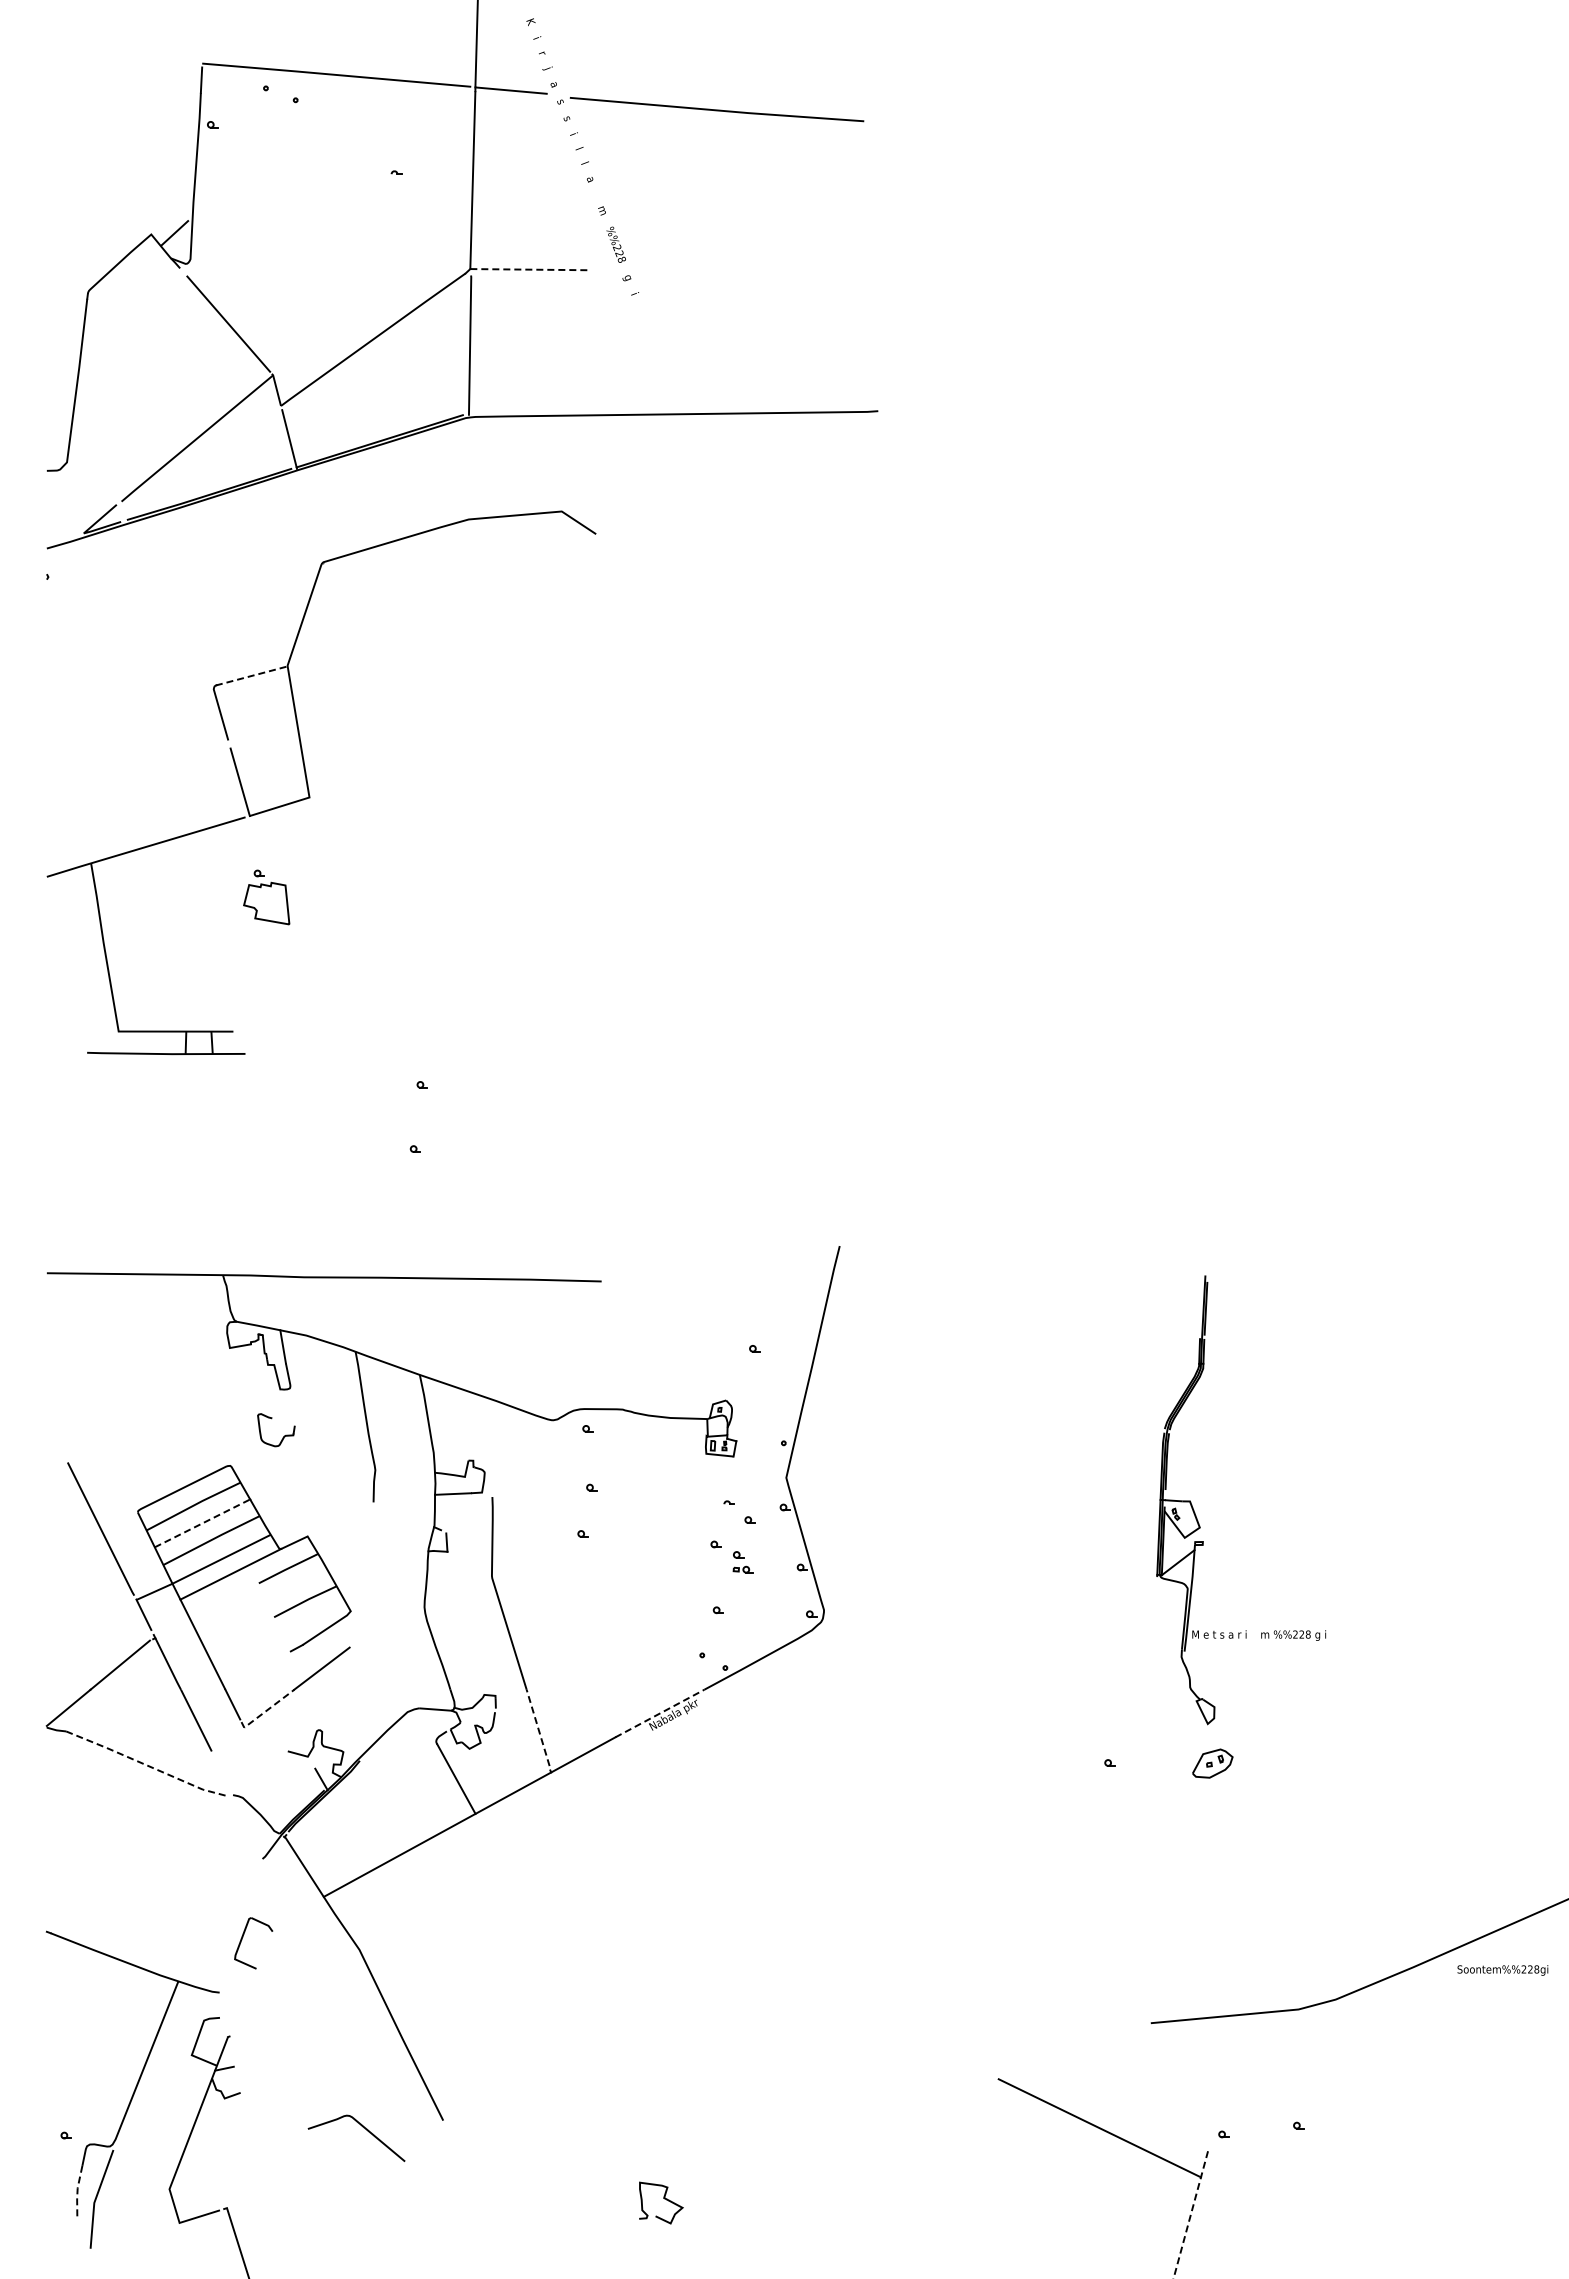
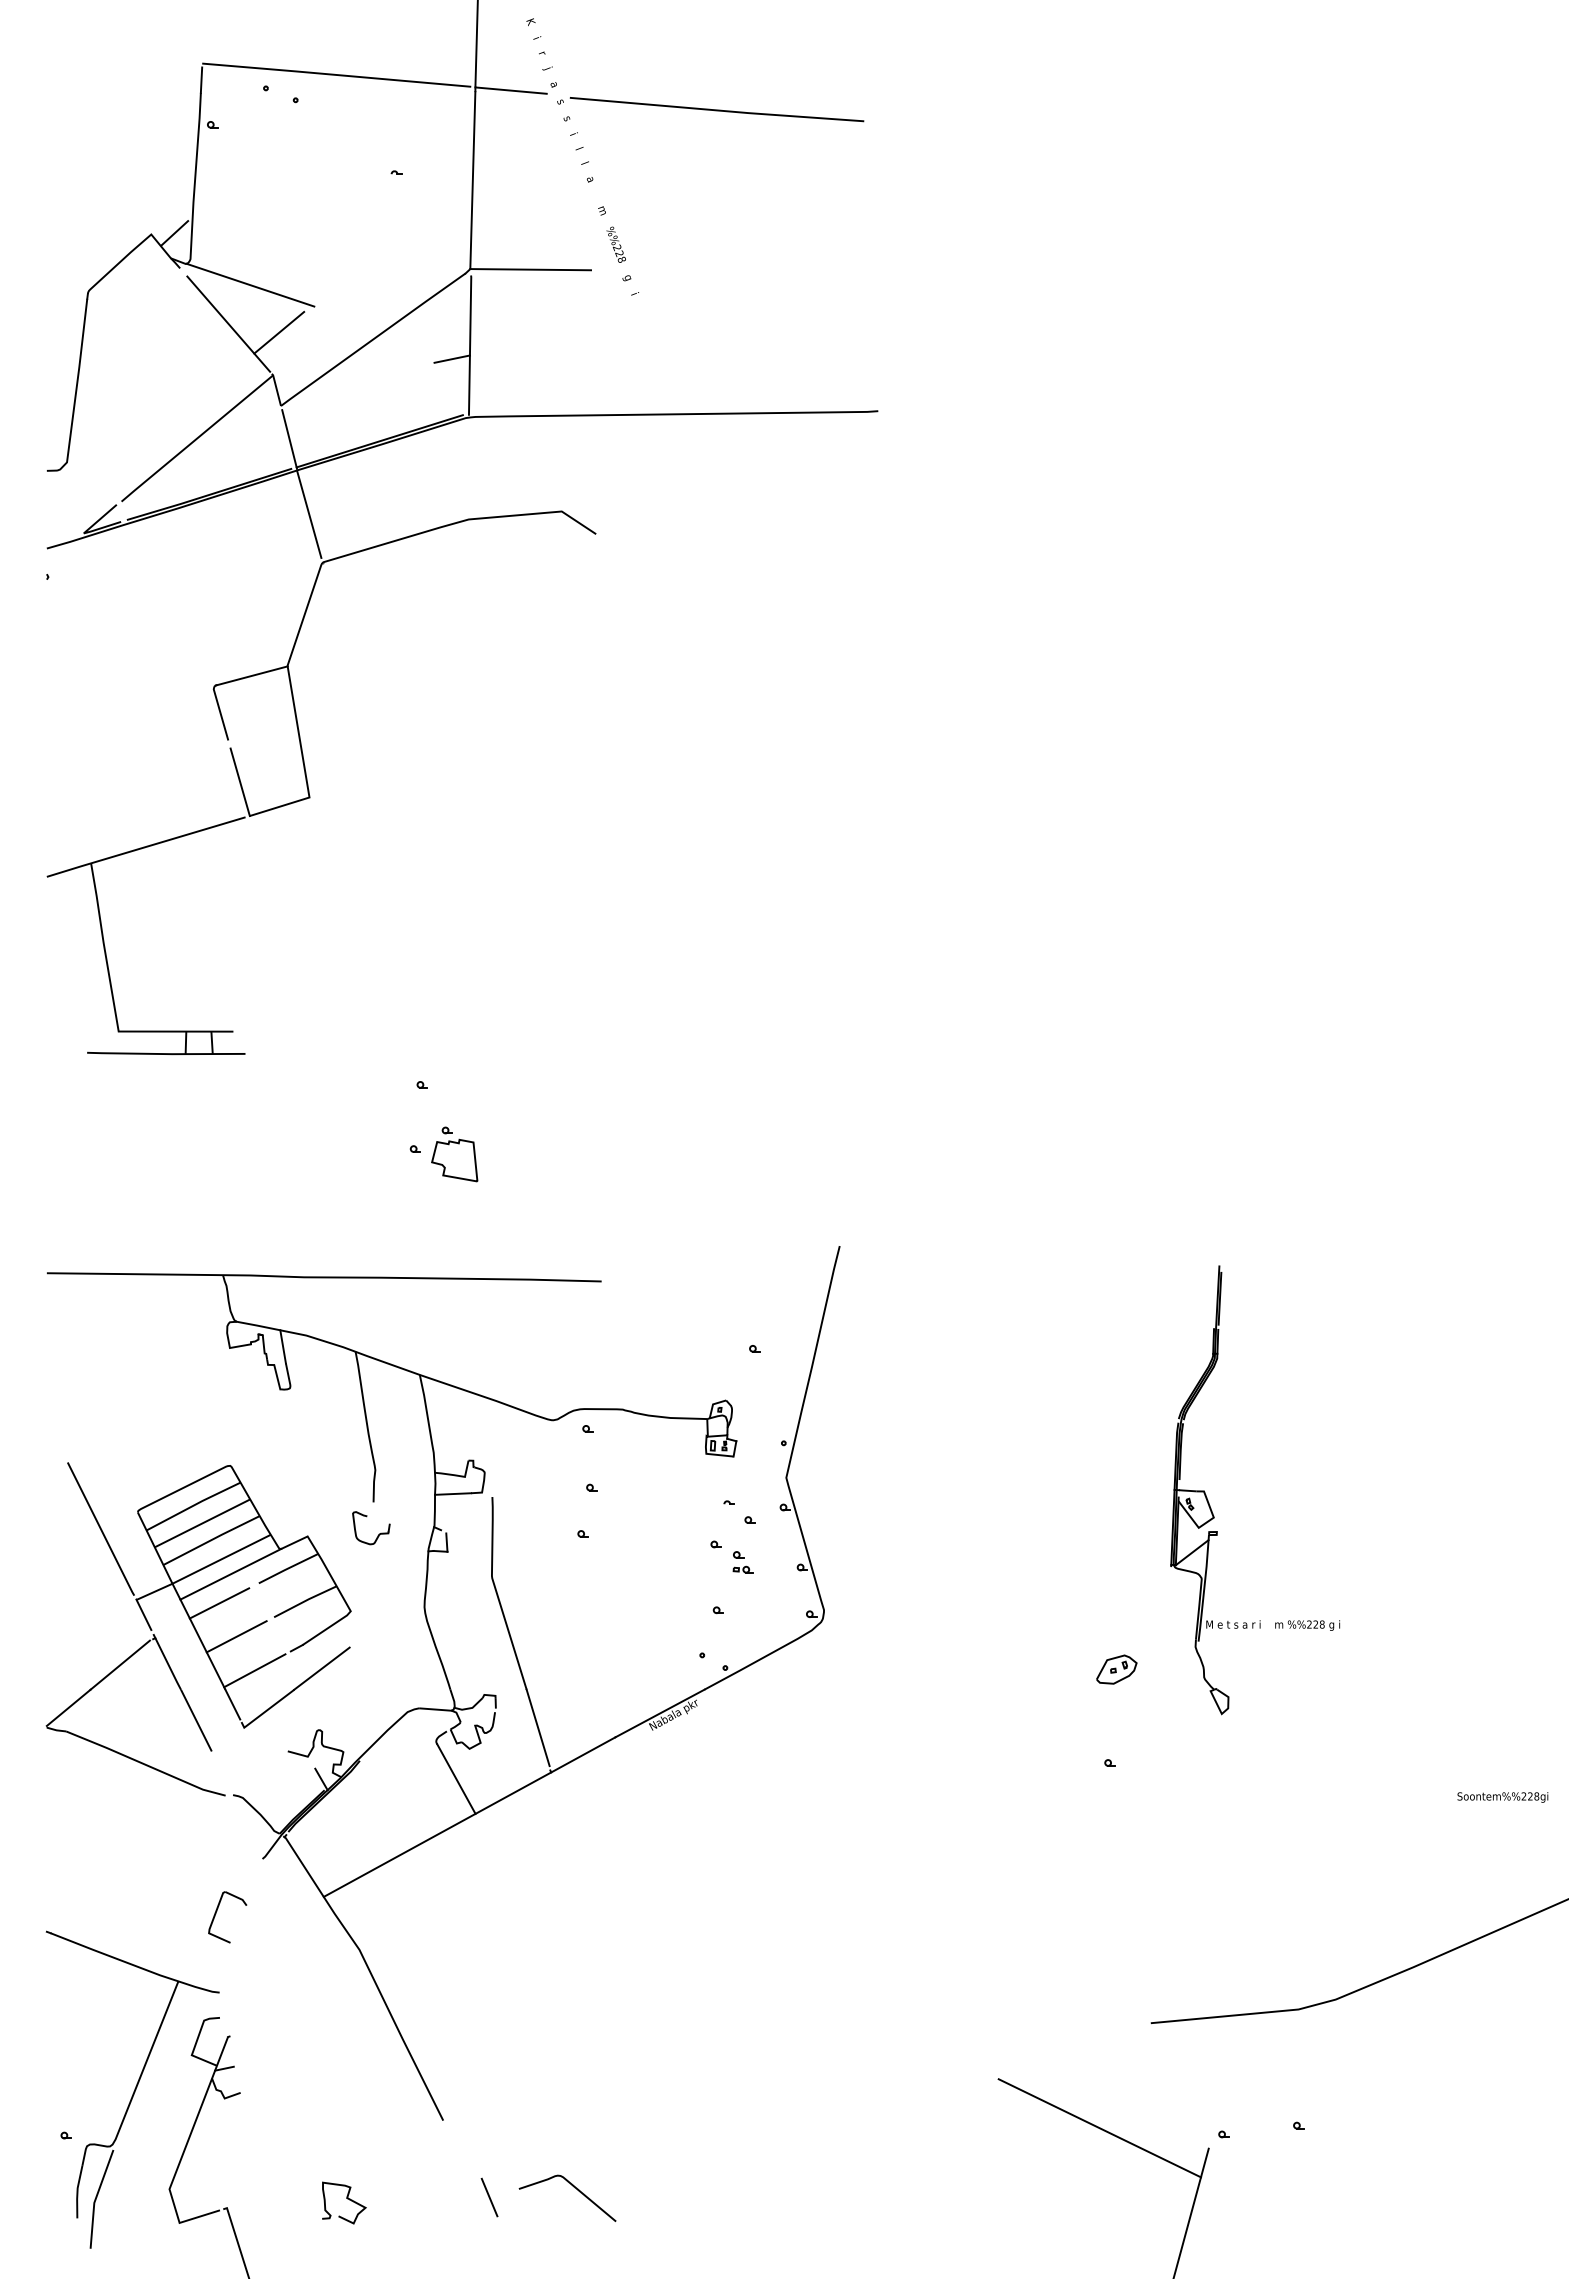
line: dashed -> solid (531, 269)
line: none -> present (250, 284)
line: none -> present (279, 332)
line: none -> present (451, 358)
line: none -> present (309, 514)
line: dashed -> solid (252, 675)
part position: (266, 897) -> (454, 1154) (454, 1154)
part position: (283, 1436) -> (378, 1534) (378, 1534)
part position: (1198, 1520) -> (1212, 1510) (1212, 1510)
line: dashed -> solid (202, 1523)
line: none -> present (219, 1603)
line: none -> present (236, 1636)
line: none -> present (254, 1670)
line: dashed -> solid (266, 1710)
line: dashed -> solid (660, 1713)
line: dashed -> solid (538, 1727)
part position: (1212, 1763) -> (1116, 1669) (1116, 1669)
line: dashed -> solid (146, 1765)
part position: (242, 1940) -> (216, 1914) (216, 1914)
text position: (1502, 1970) -> (1502, 1797) (1502, 1797)
curve position: (362, 2127) -> (573, 2187) (573, 2187)
line: dashed -> solid (77, 2192)
line: none -> present (489, 2197)
curve position: (664, 2199) -> (347, 2199) (347, 2199)
line: dashed -> solid (1191, 2213)
